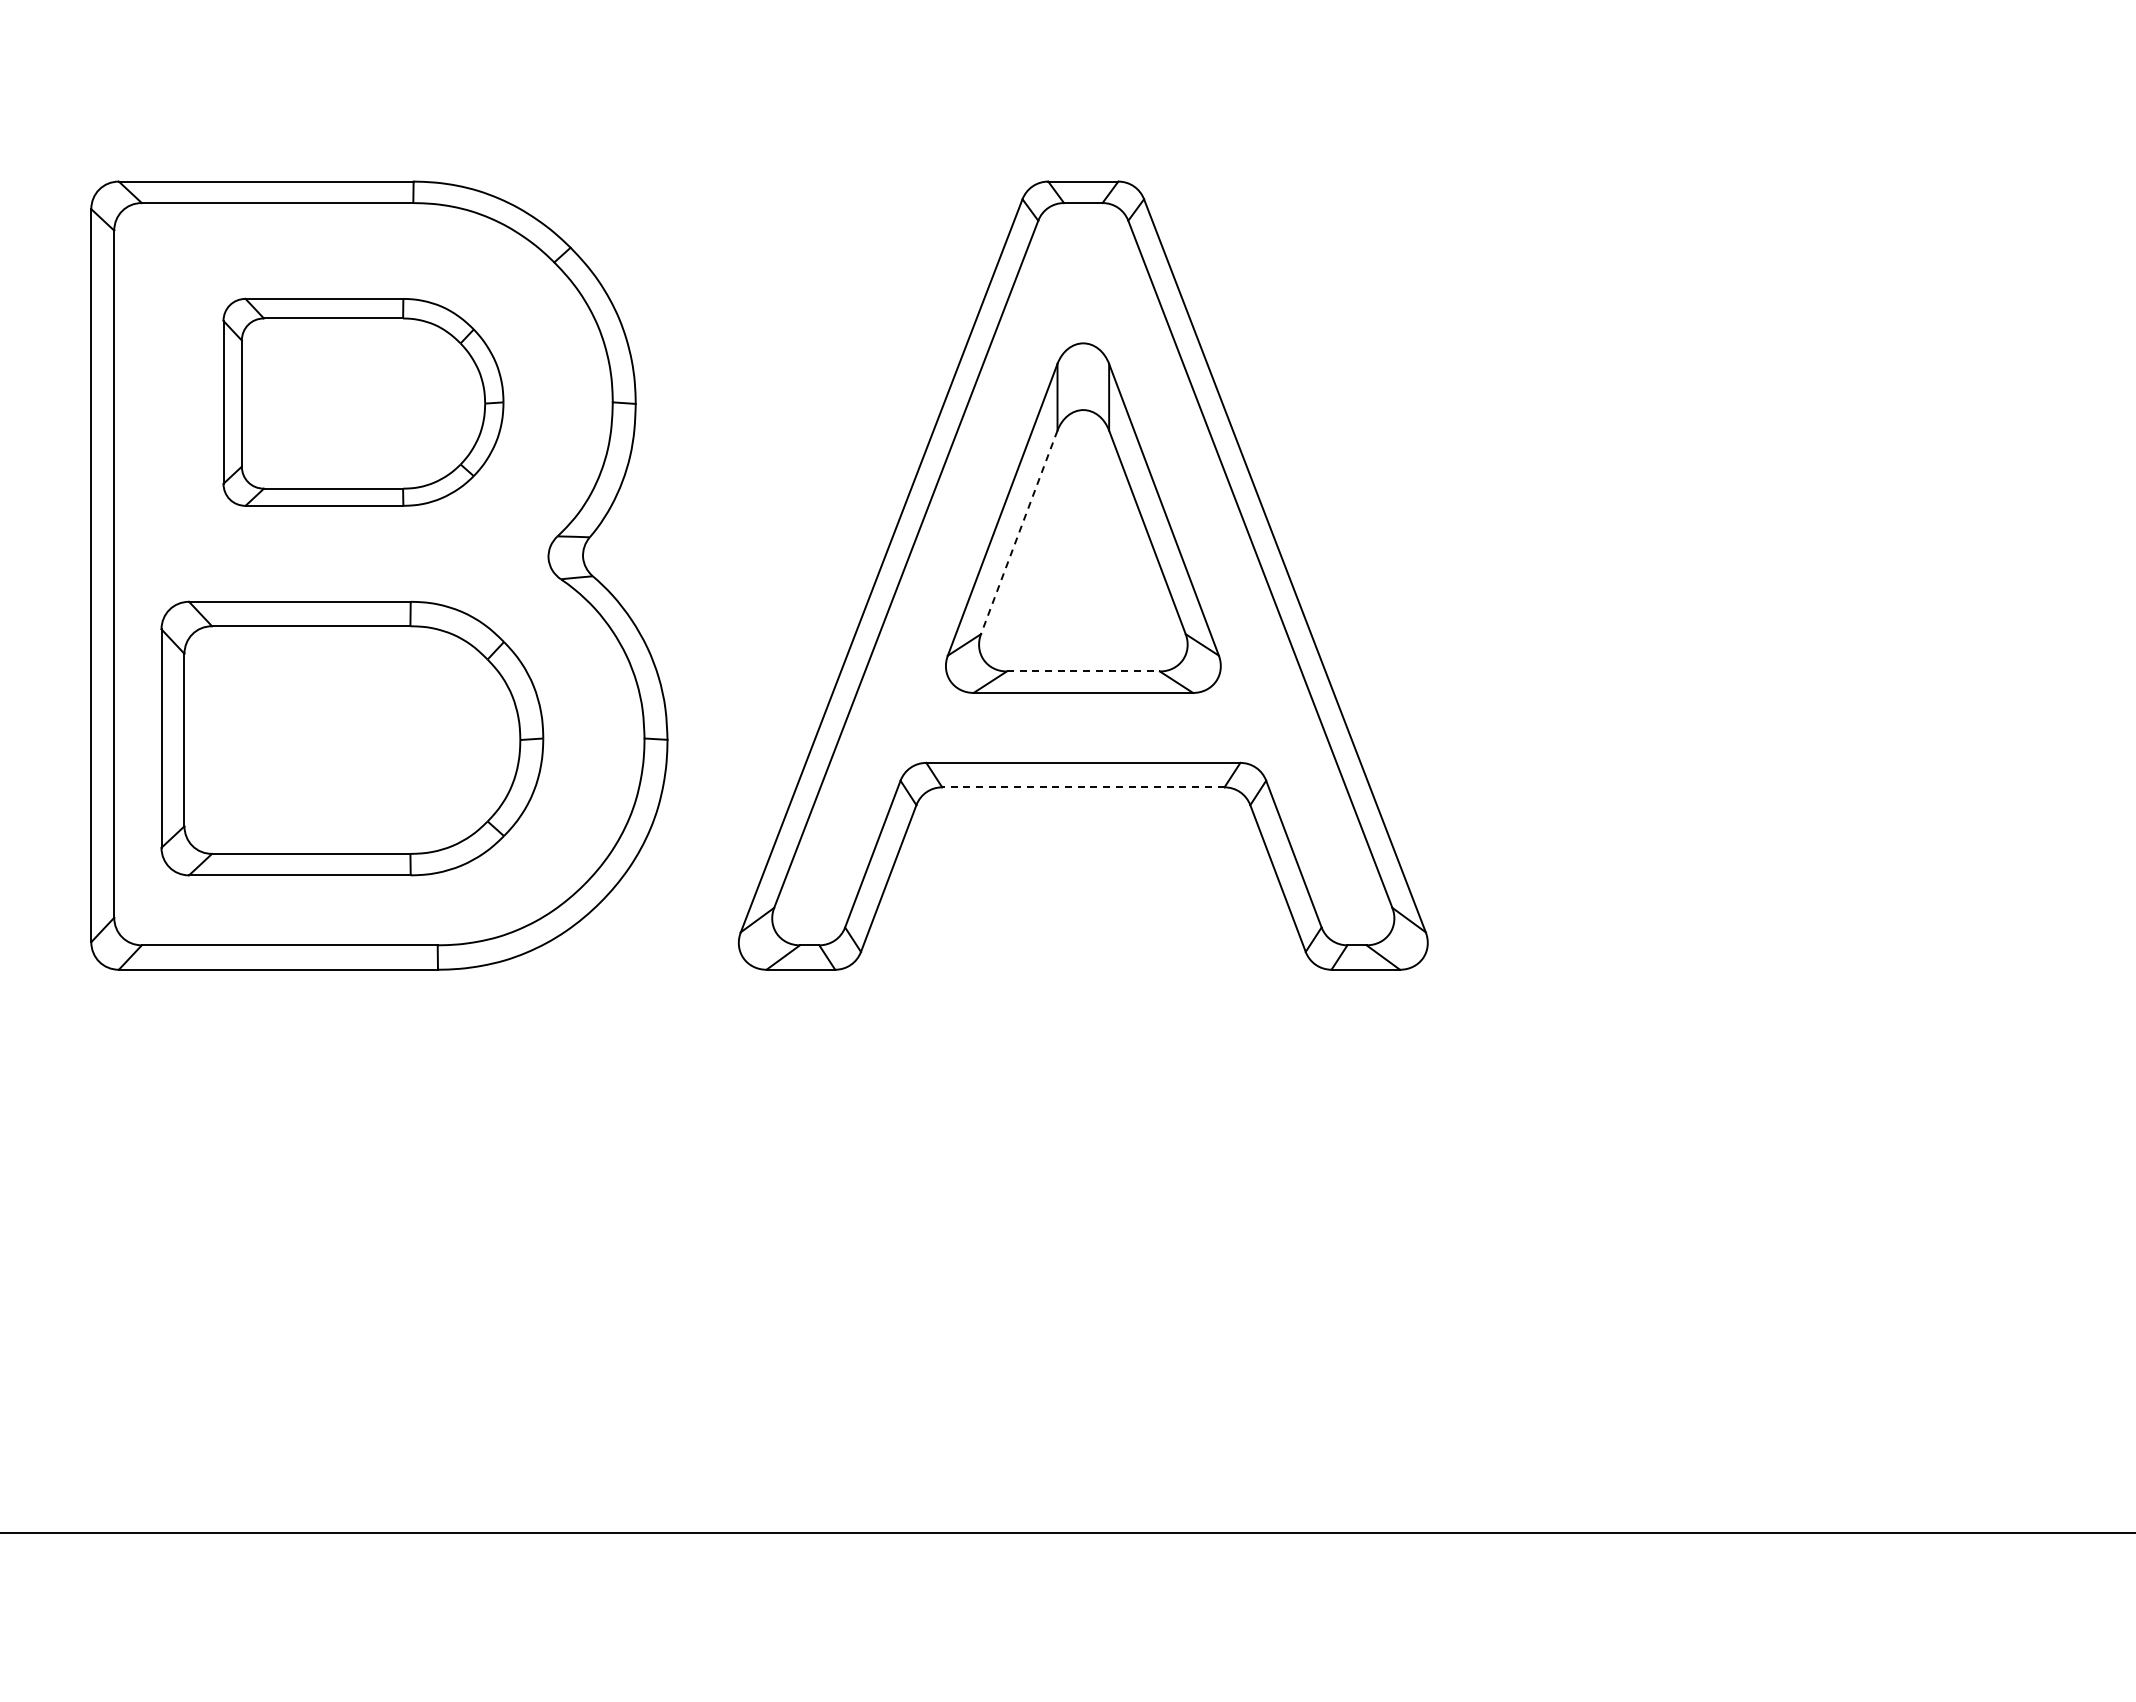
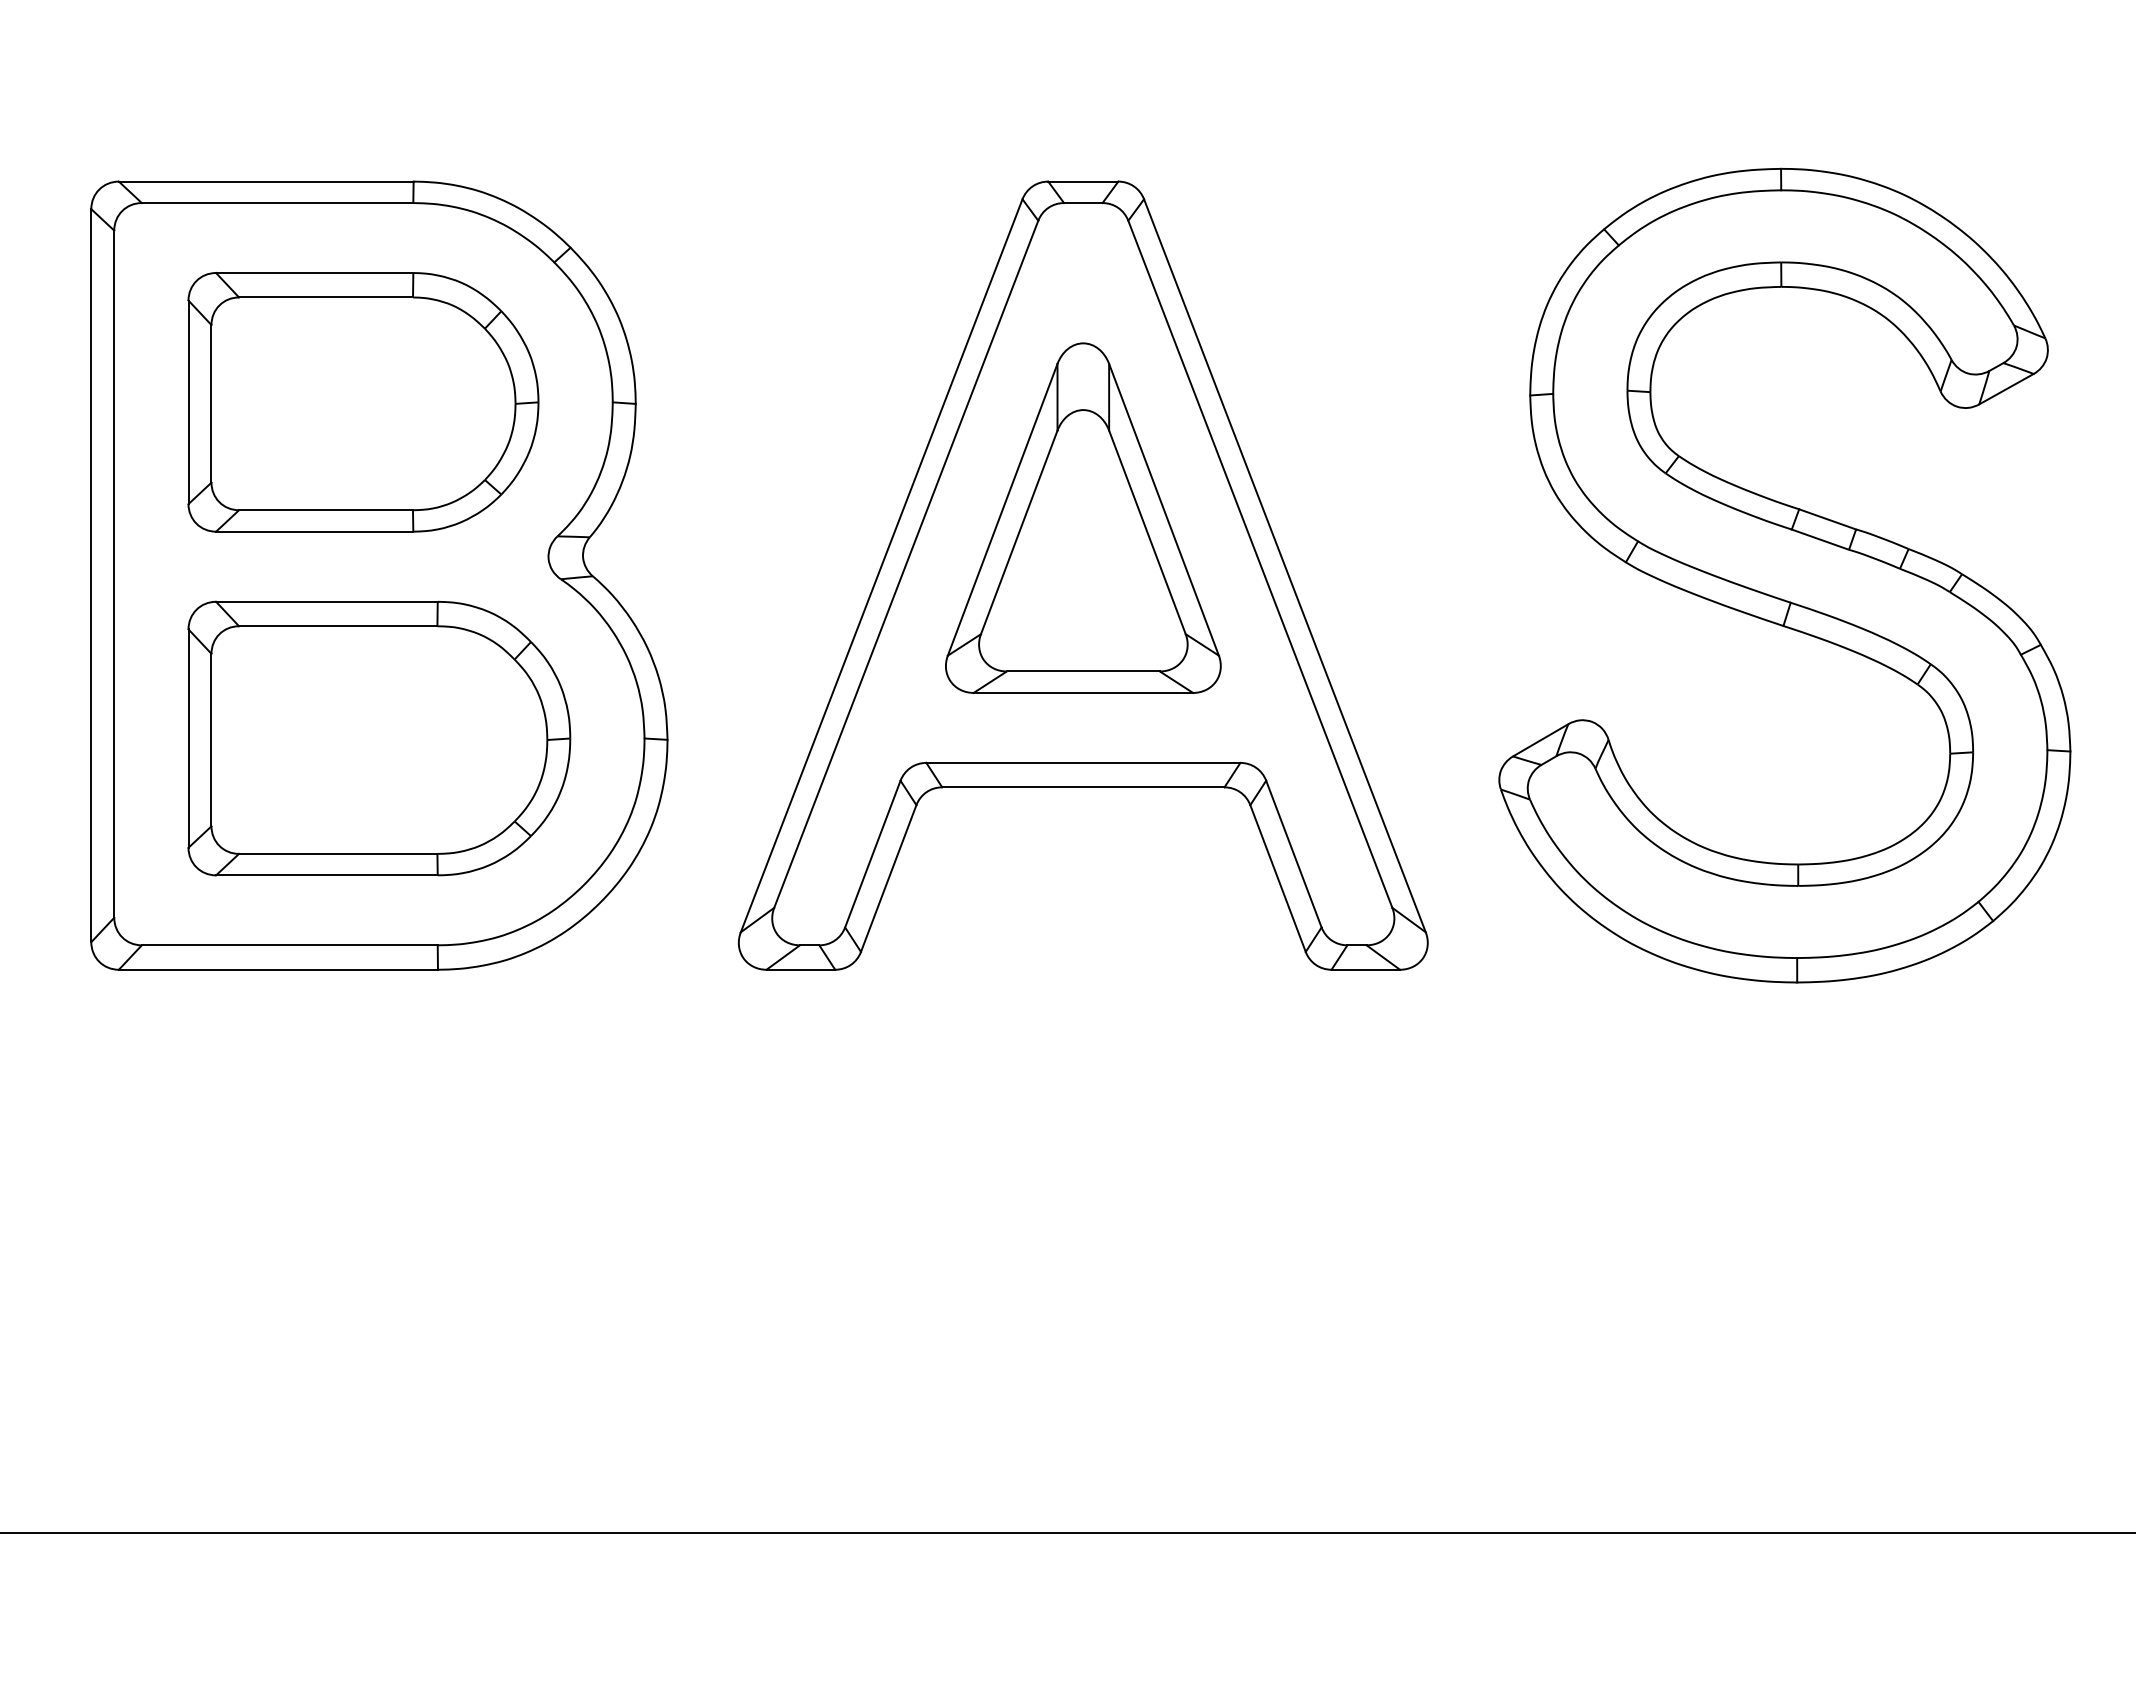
part size: 283x210 px -> 353x261 px (363, 402)
line: dashed -> solid (1019, 532)
part: none -> present (1784, 575)
line: dashed -> solid (1083, 671)
part position: (352, 738) -> (379, 738) (379, 738)
line: dashed -> solid (1082, 787)
